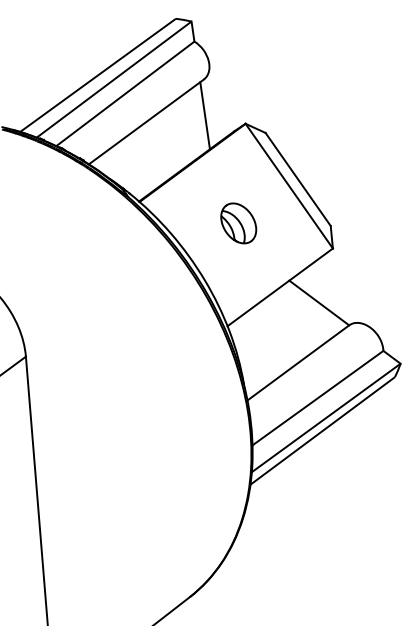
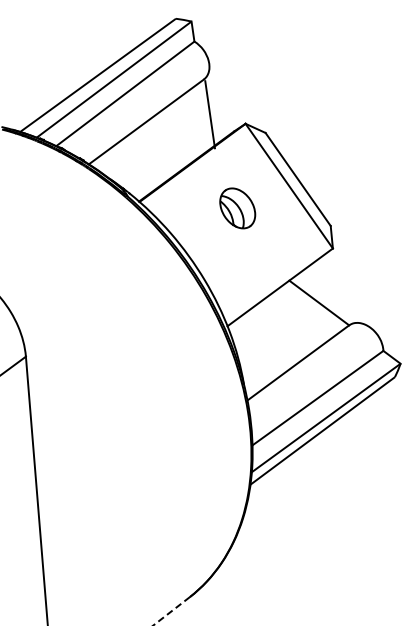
line position: (204, 115) -> (209, 114) (209, 114)
part position: (238, 223) -> (237, 208) (237, 208)
line: solid -> dashed (171, 611)
